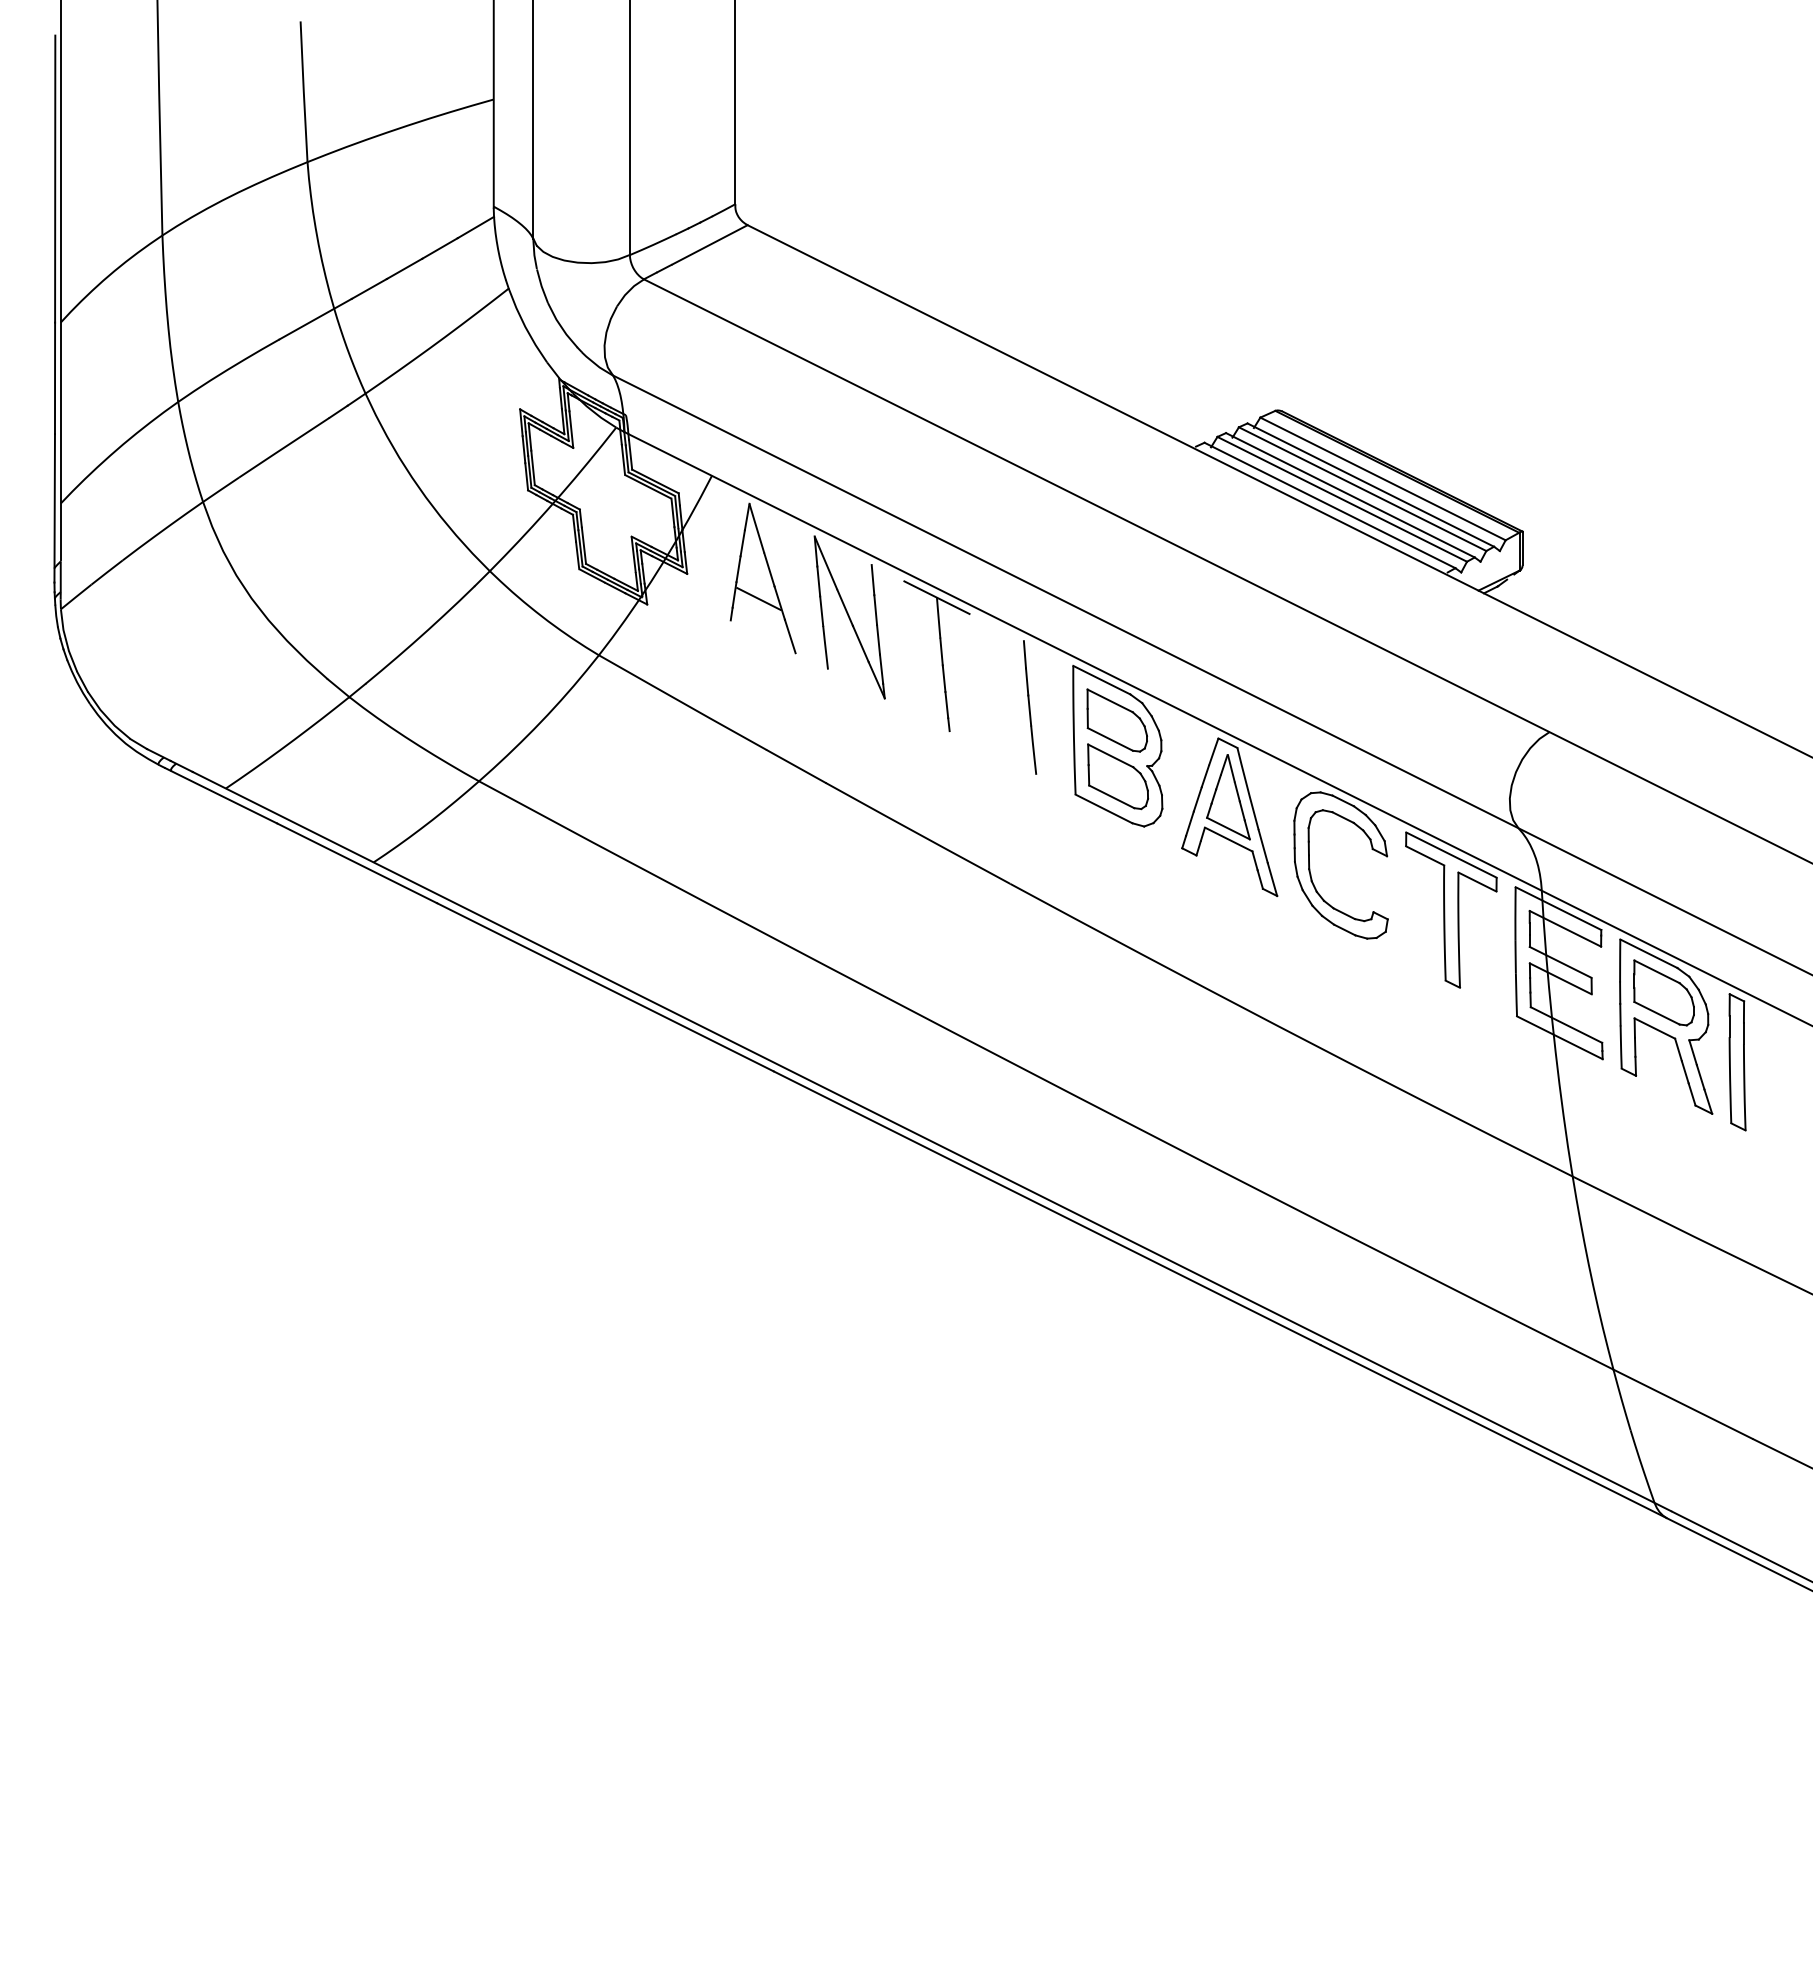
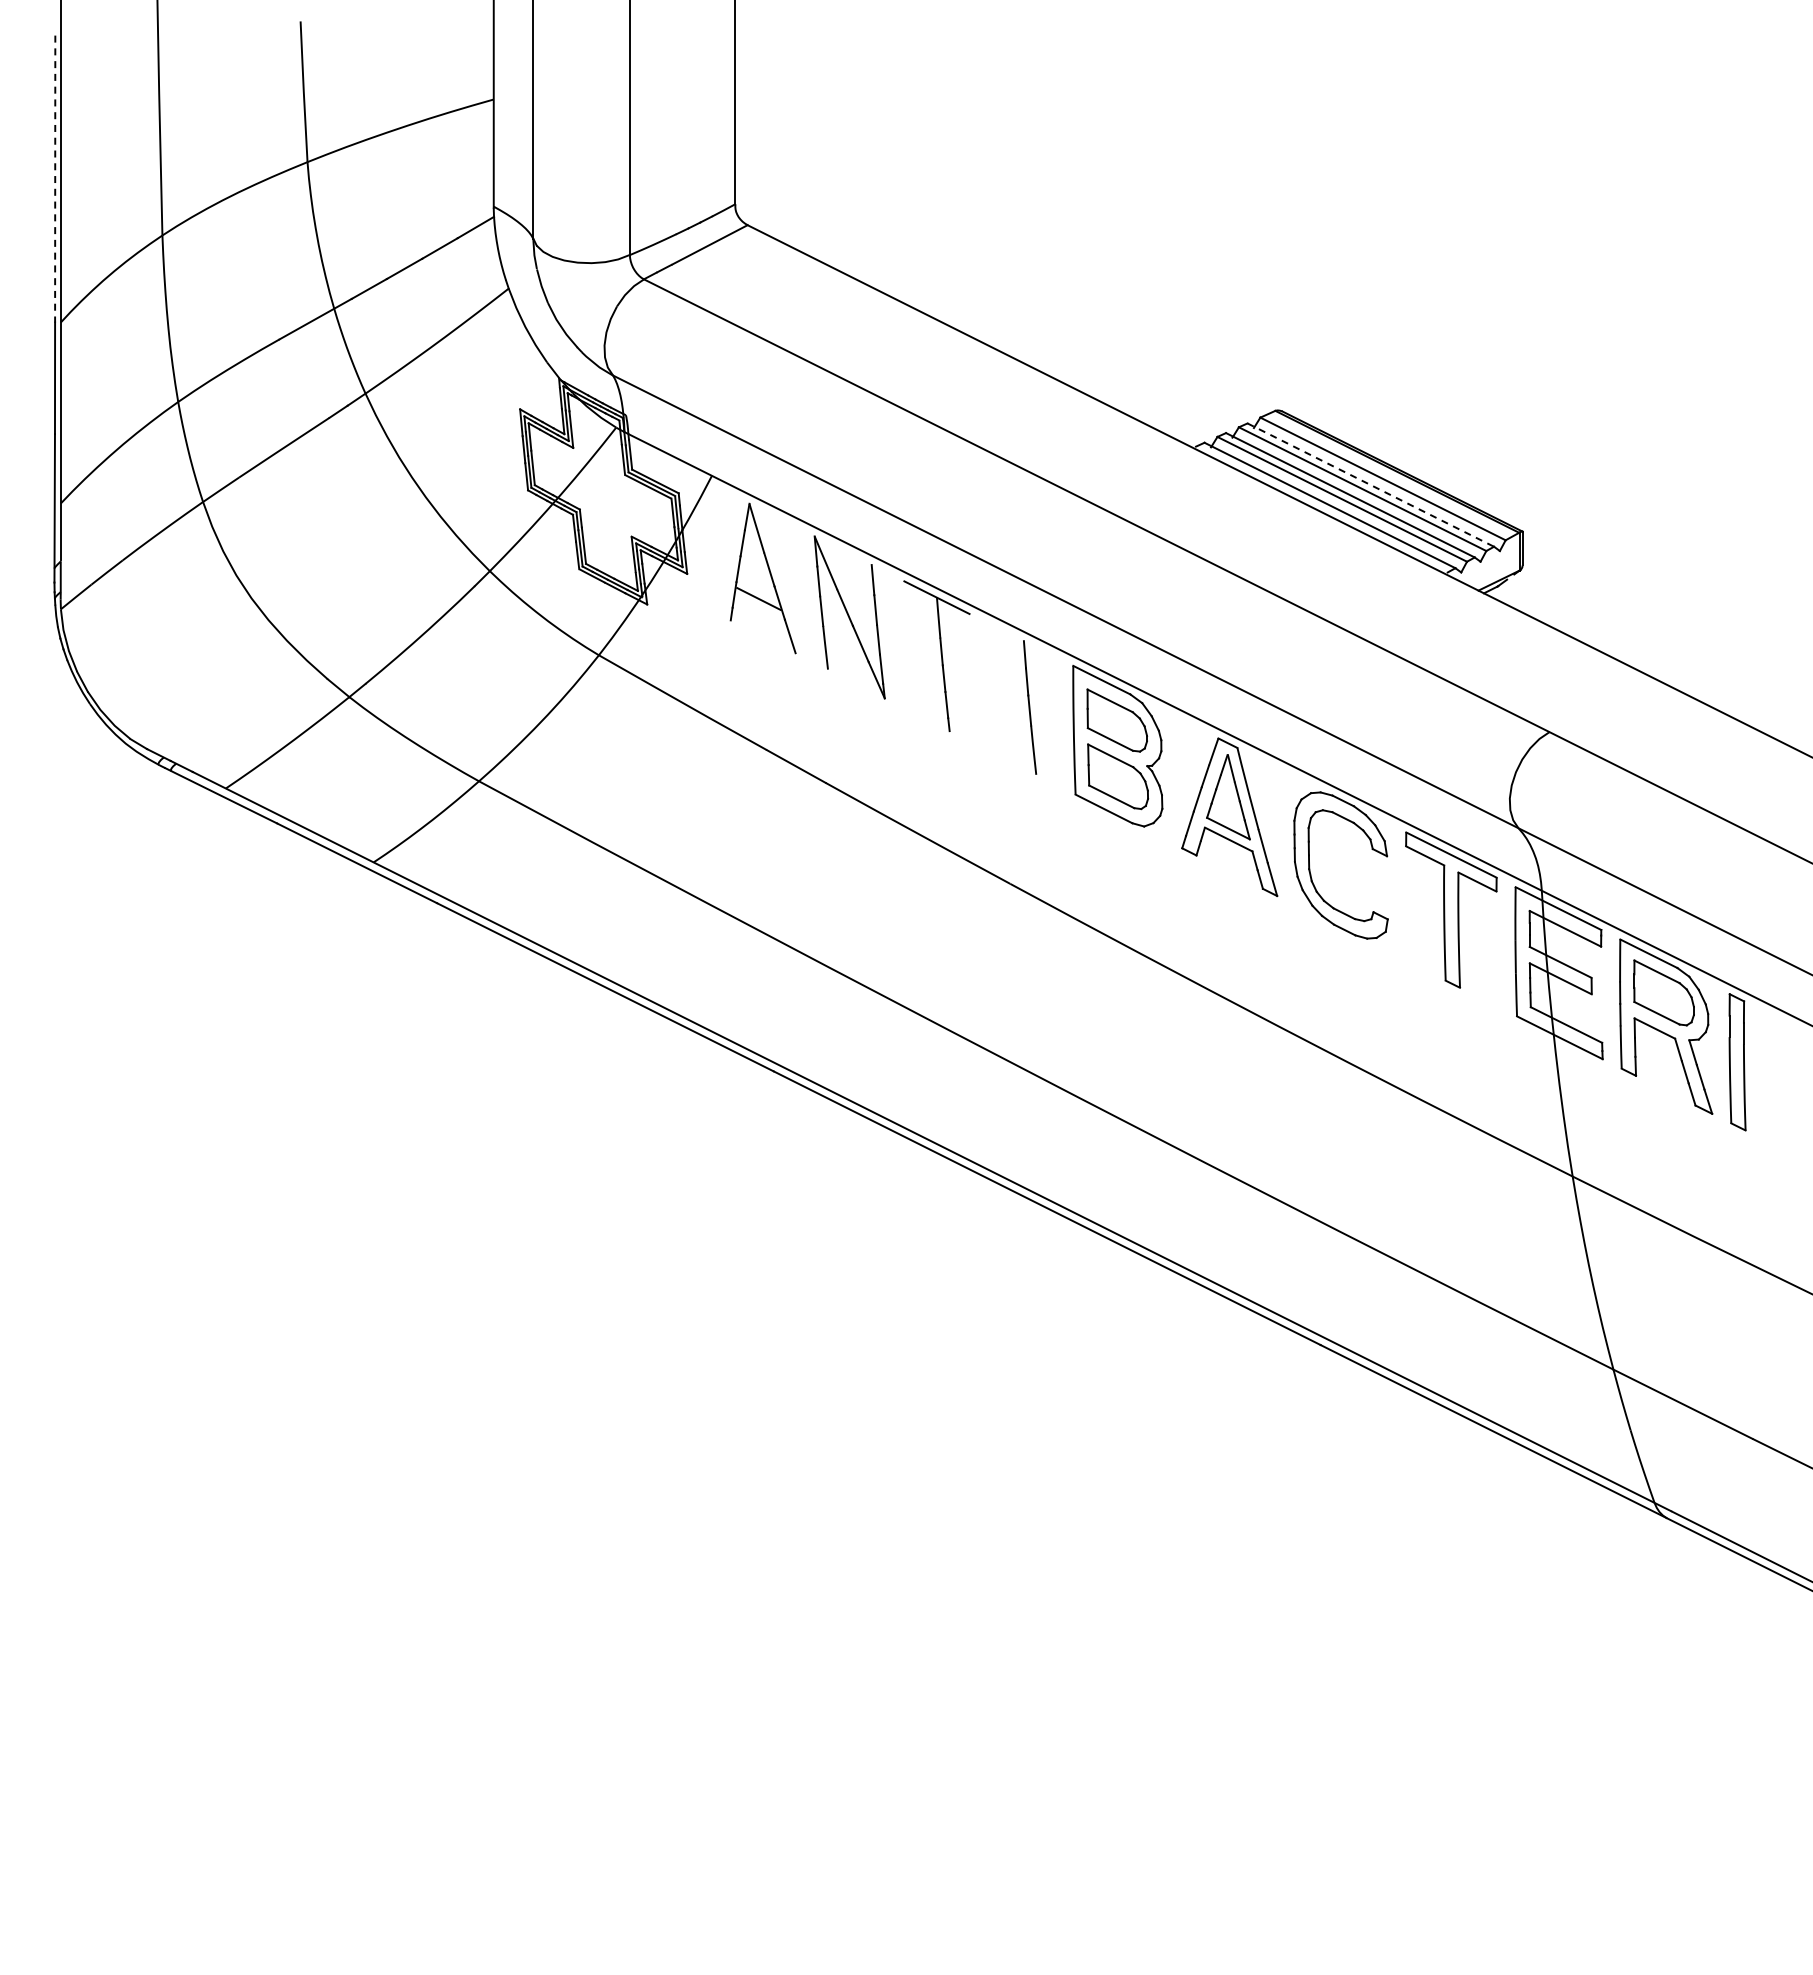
line: solid -> dashed (55, 179)
line: solid -> dashed (1370, 485)
